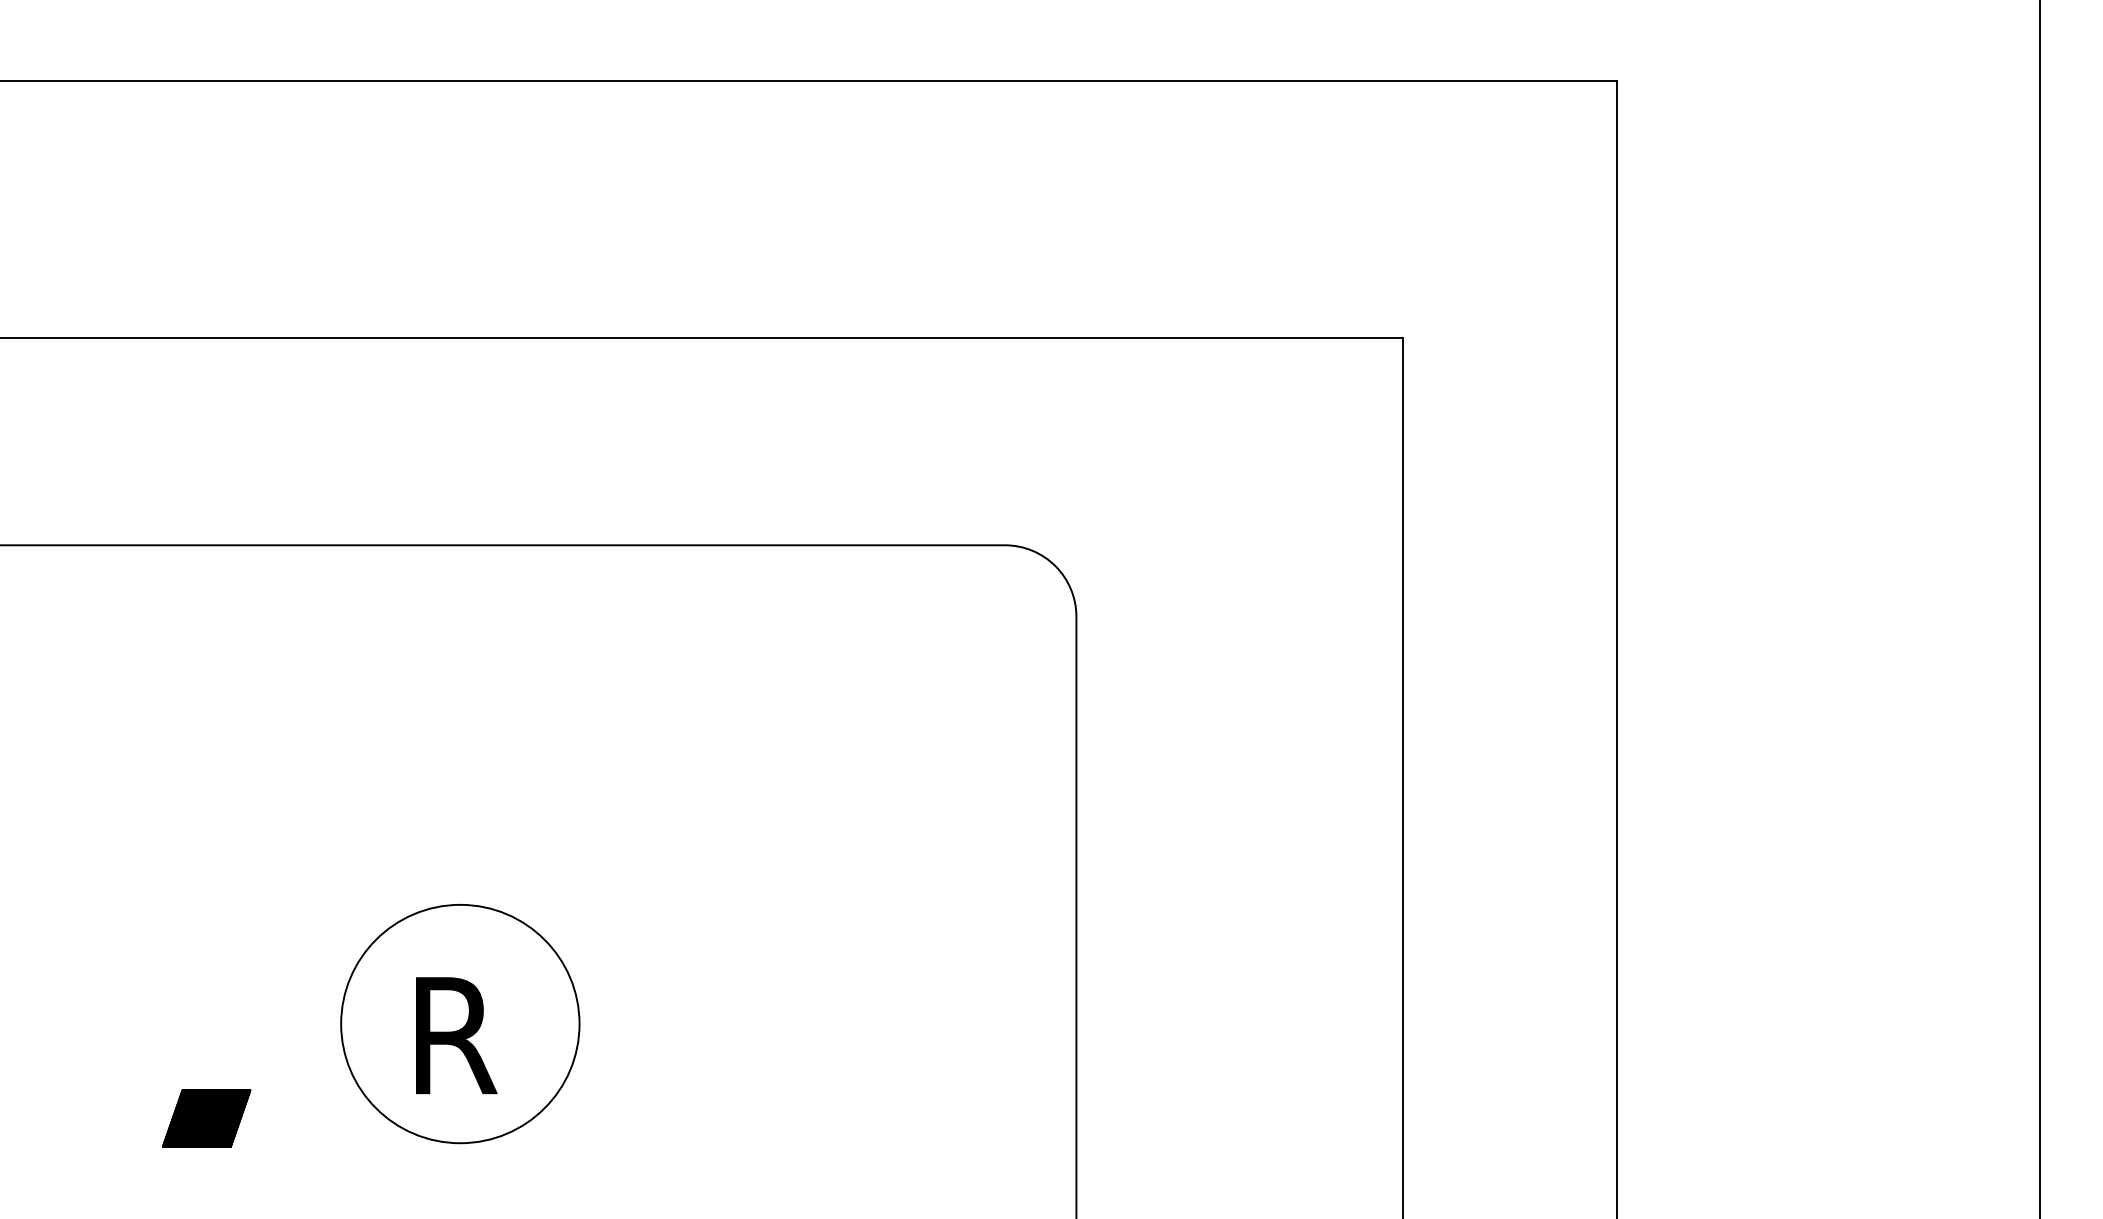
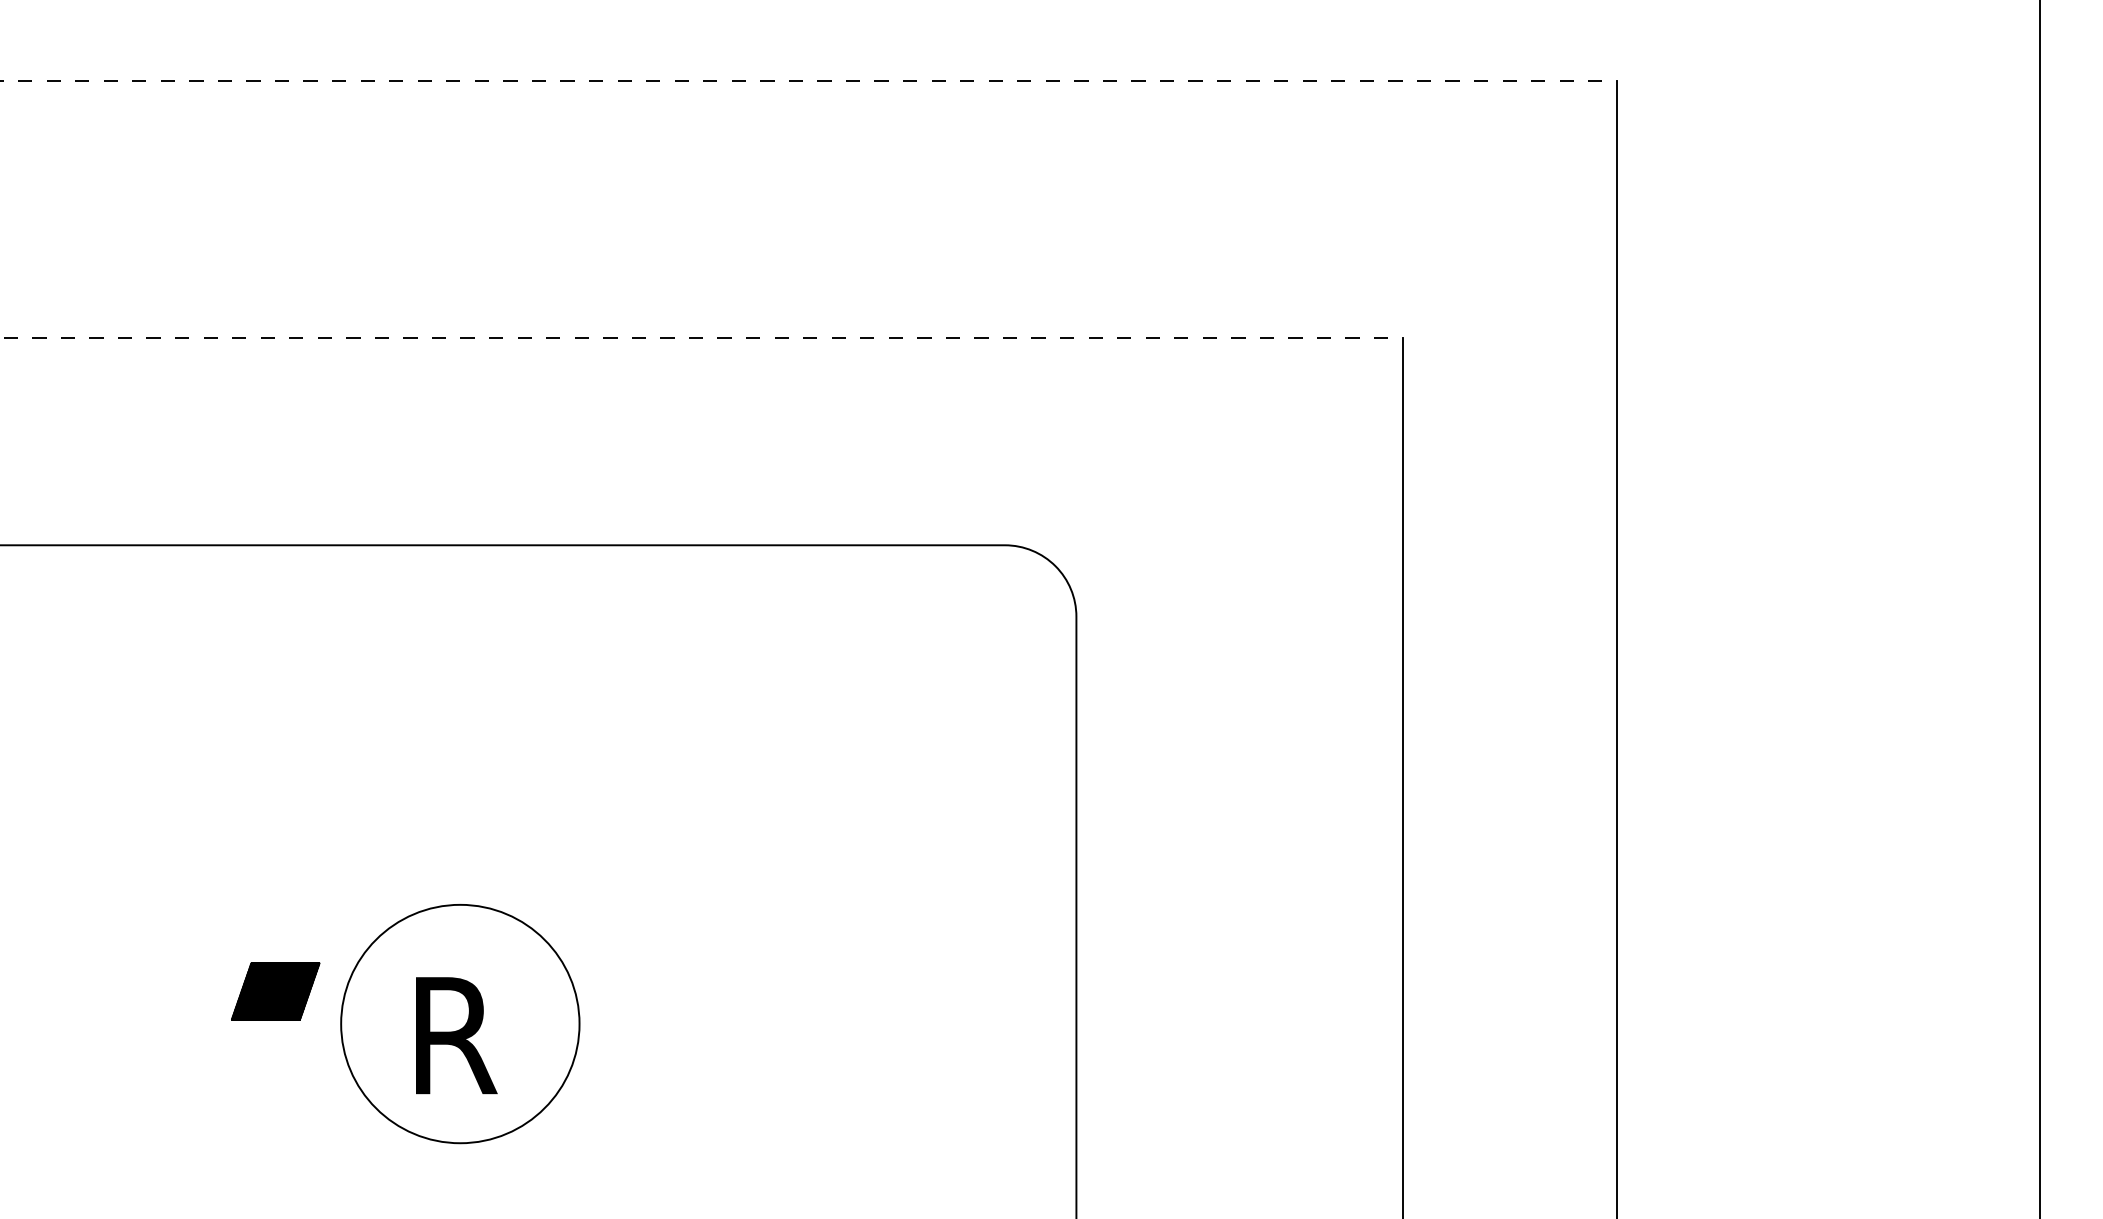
line: solid -> dashed (808, 81)
line: solid -> dashed (702, 338)
part position: (206, 1118) -> (275, 991) (275, 991)
